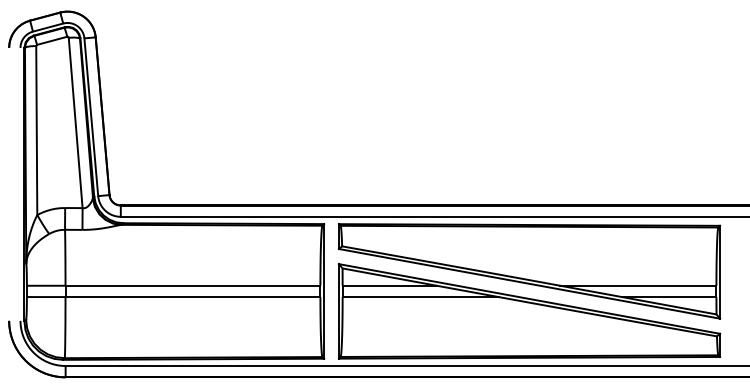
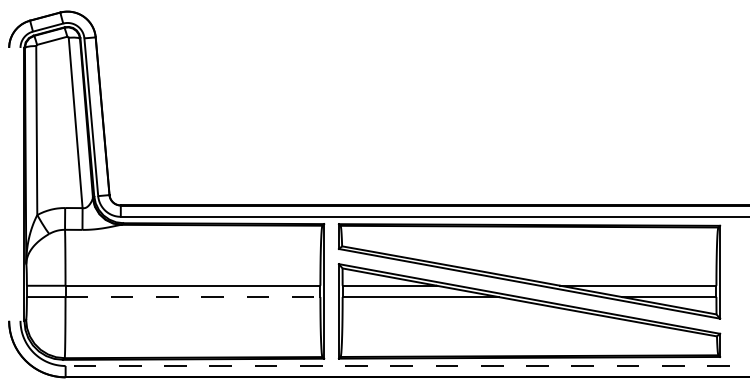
line: solid -> dashed (193, 297)
line: solid -> dashed (407, 365)
